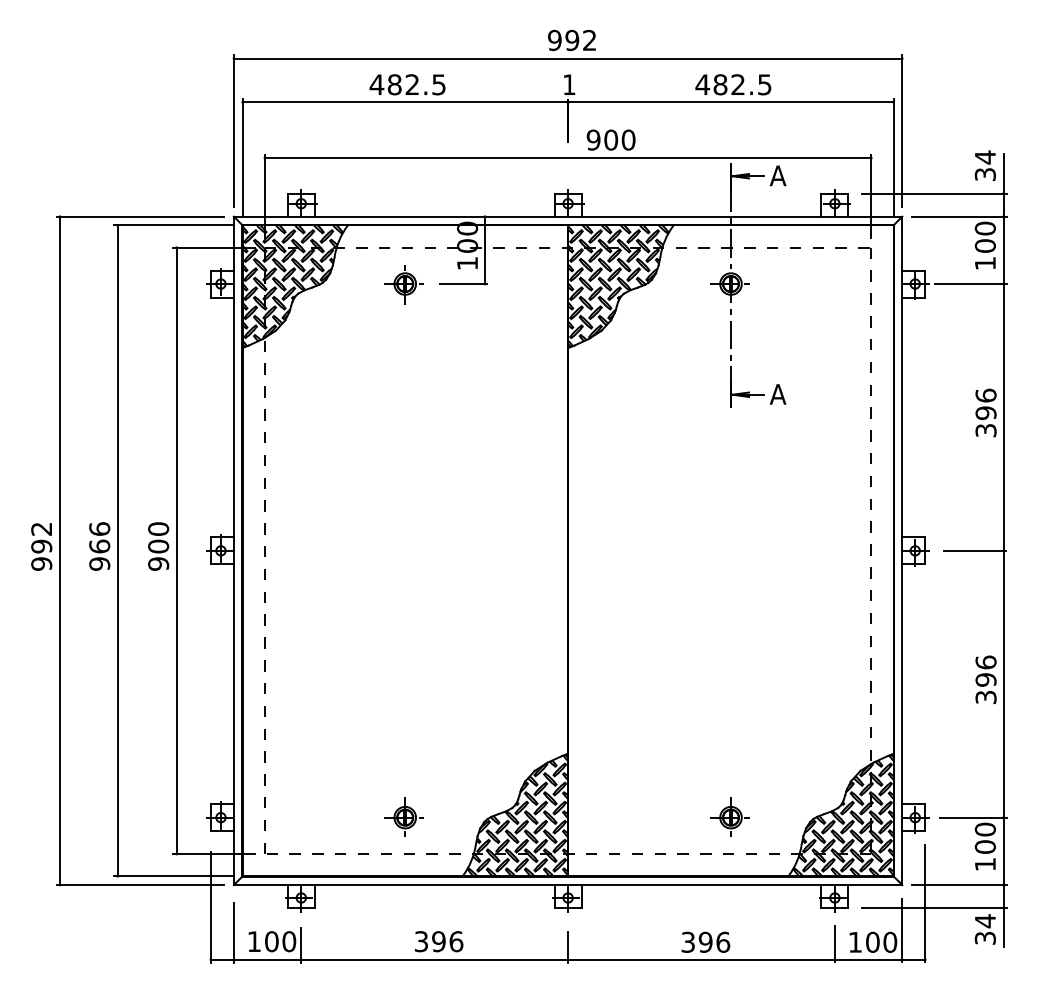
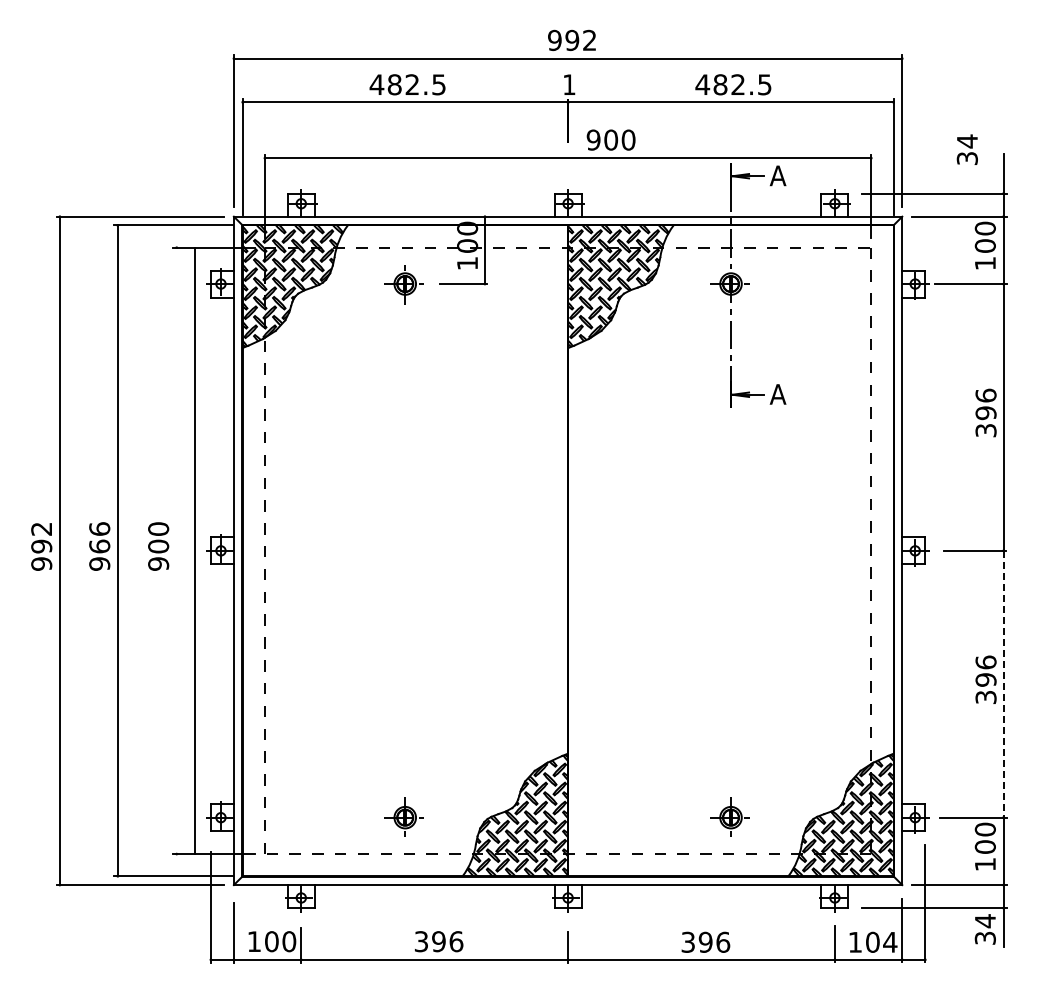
text position: (984, 165) -> (966, 149) (966, 149)
line position: (176, 550) -> (194, 550) (194, 550)
line: solid -> dashed (1003, 684)
text: 100 -> 104 (890, 941)
